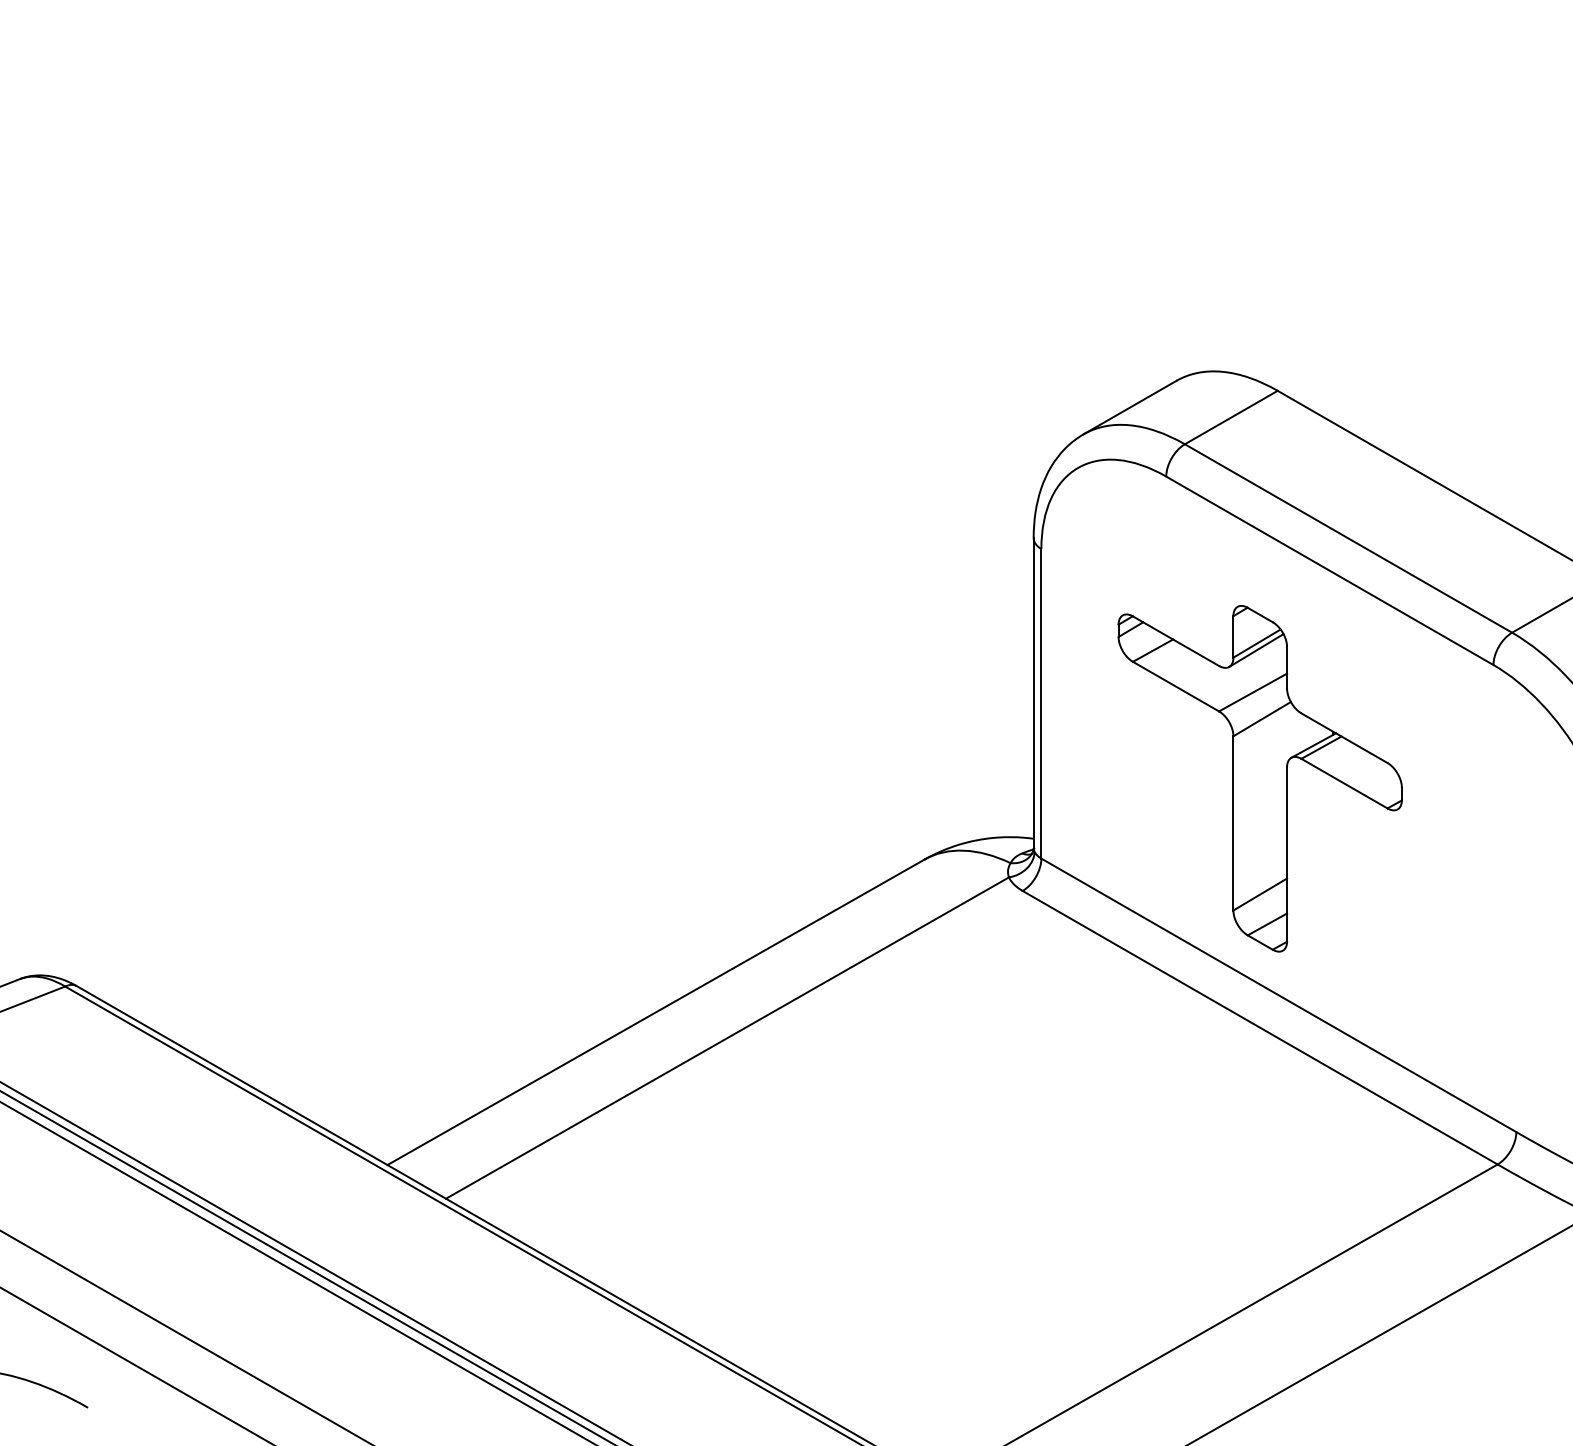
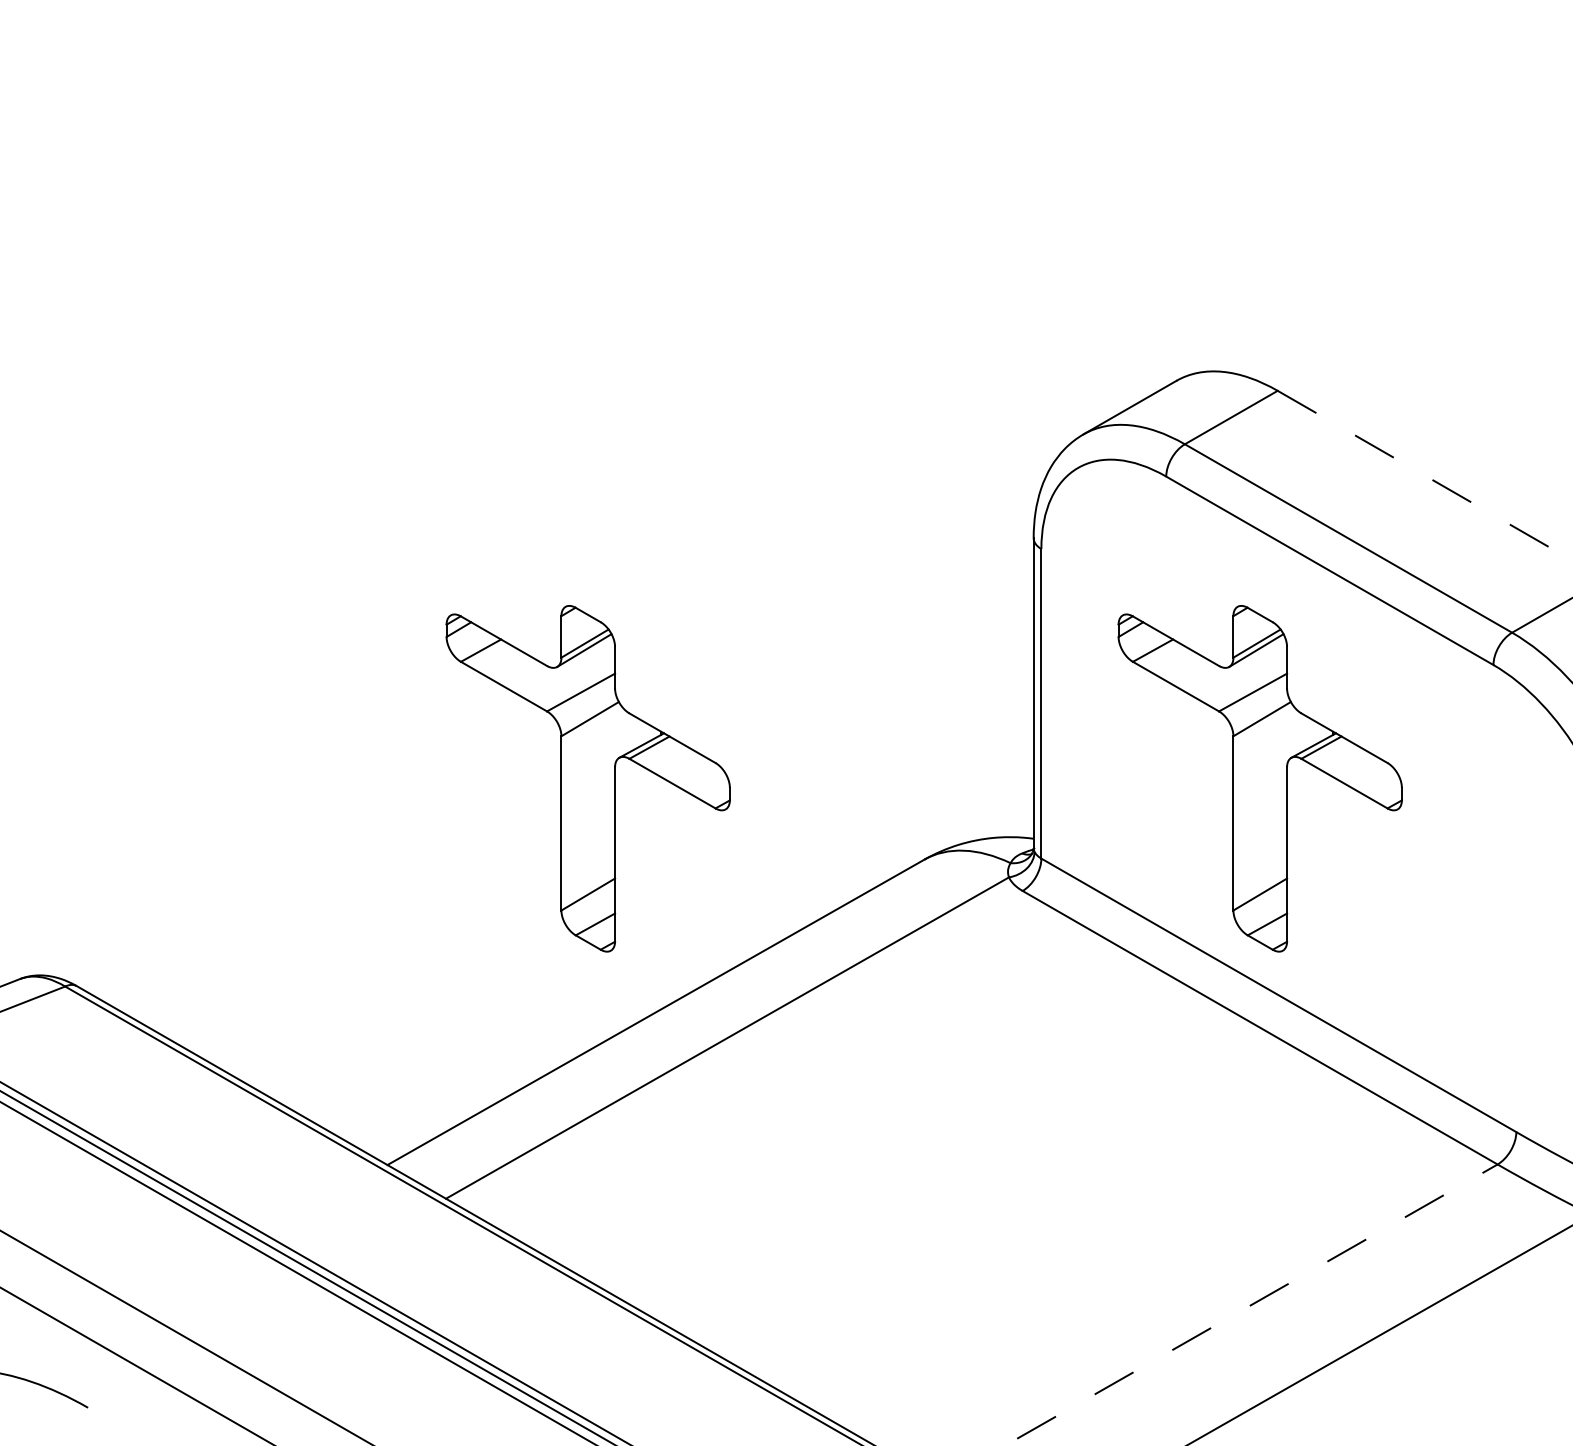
line: solid -> dashed (1425, 476)
part: none -> present (587, 778)
line: solid -> dashed (1251, 1305)
